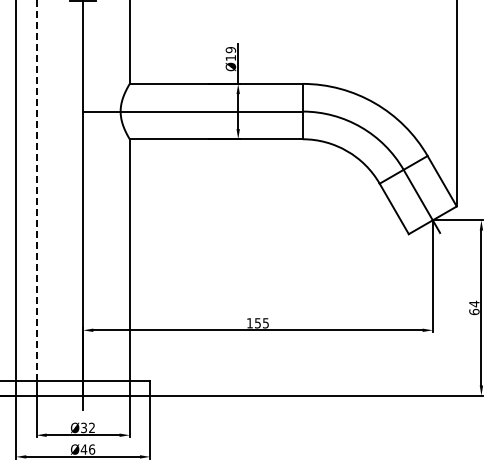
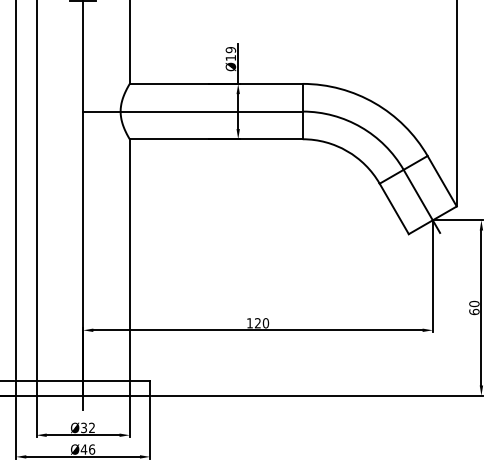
line: dashed -> solid (36, 190)
text: 64 -> 60 (474, 303)
text: 155 -> 120 (262, 323)
